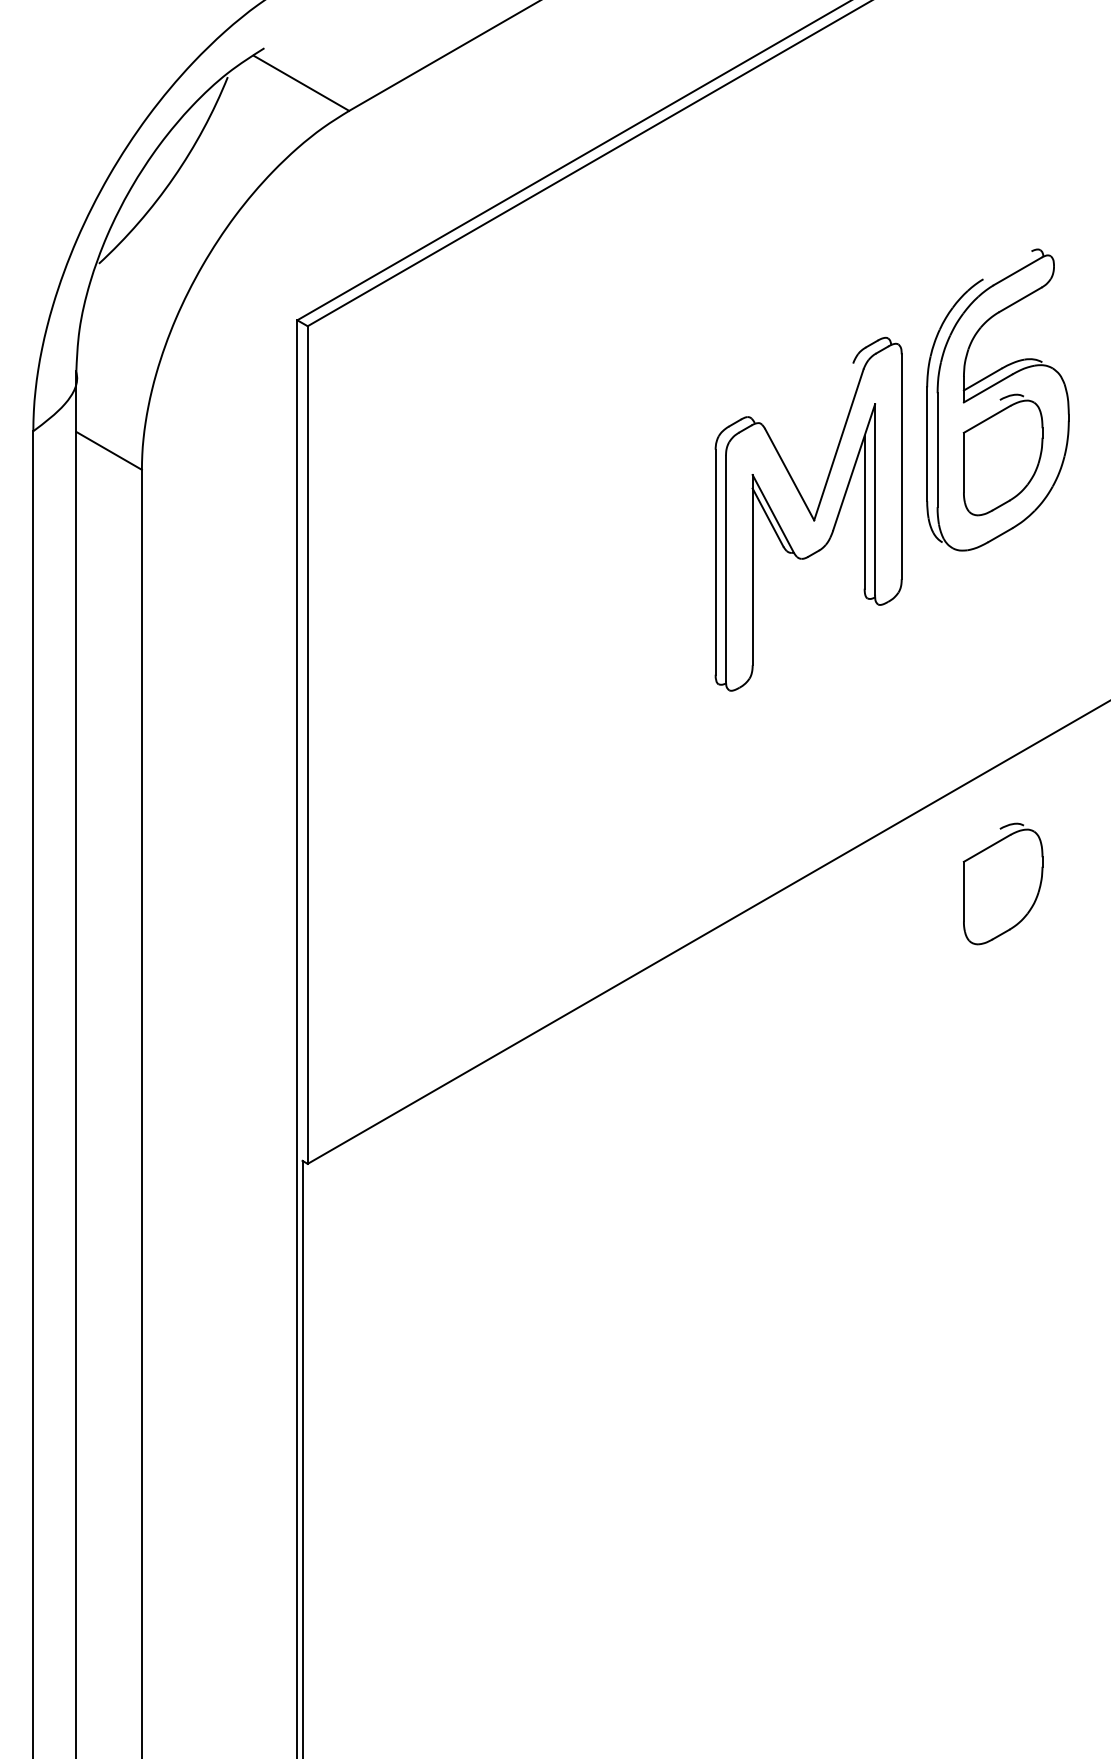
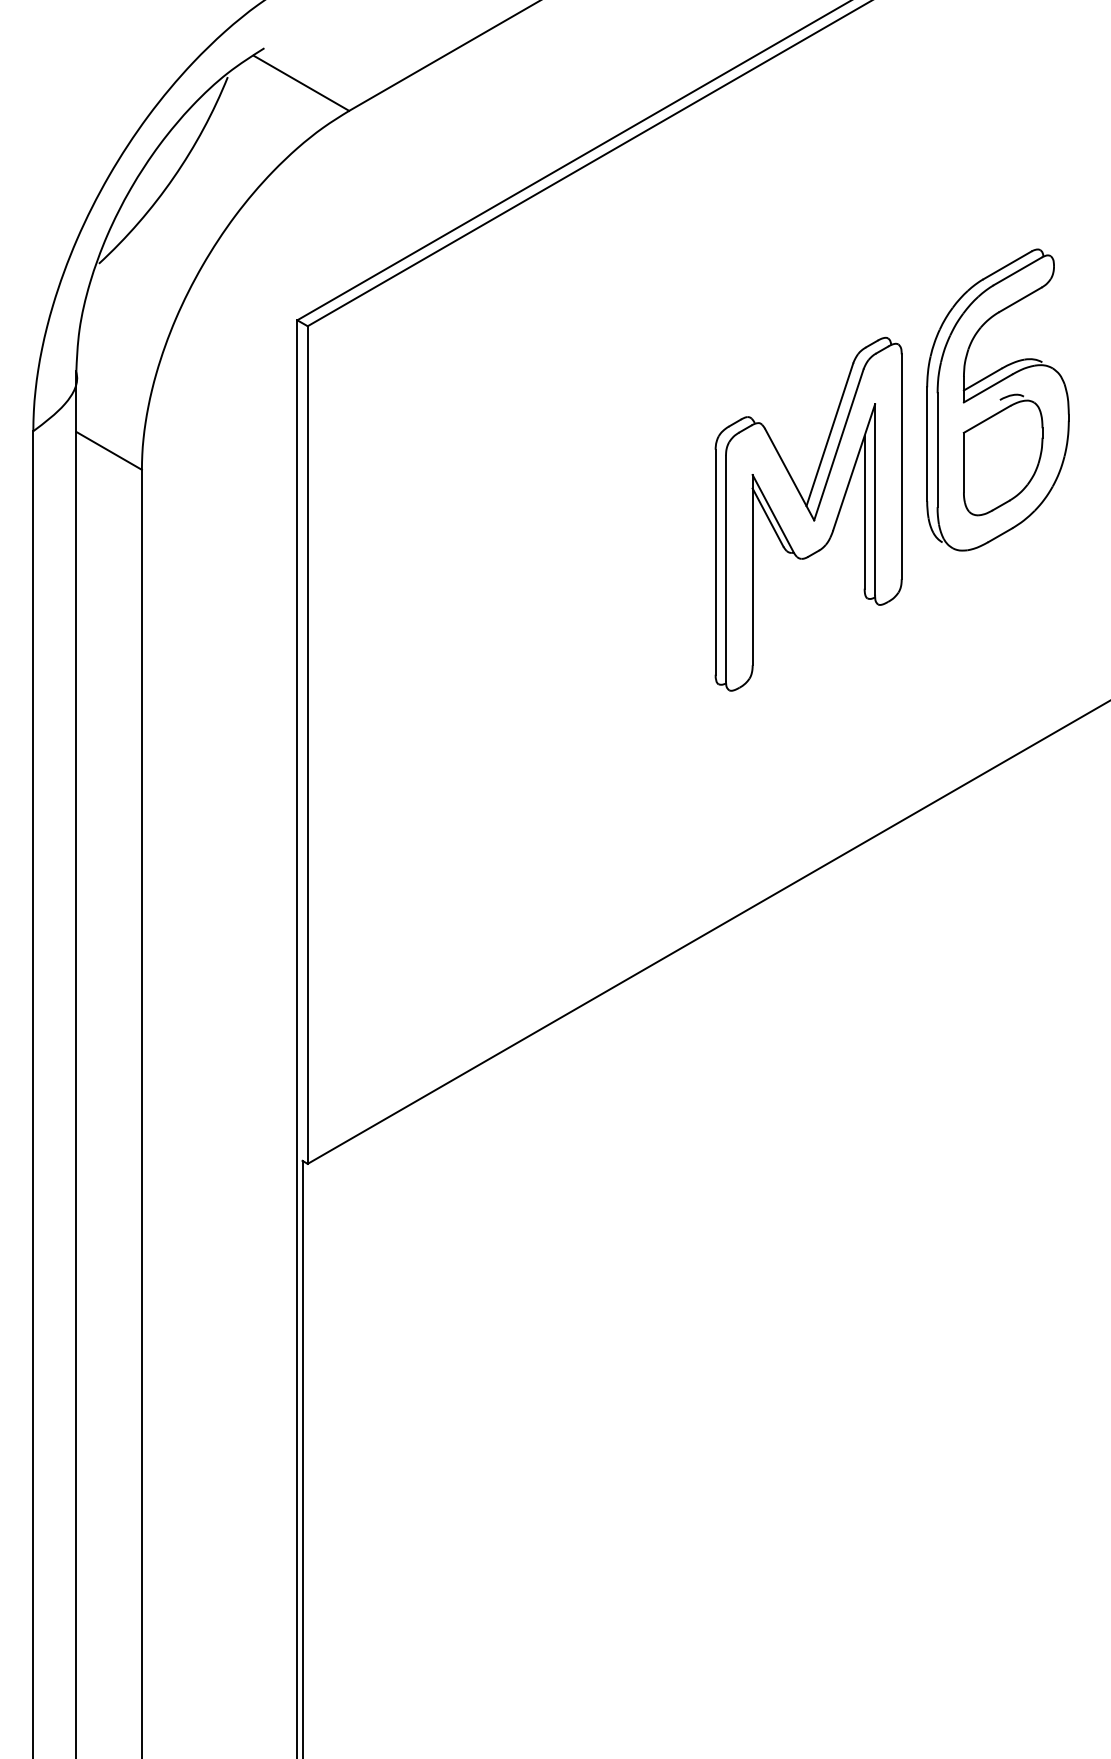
line: none -> present (1007, 265)
line: none -> present (829, 434)
part: present -> none (1002, 883)
